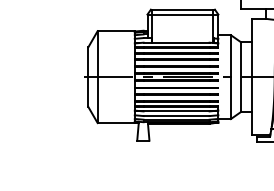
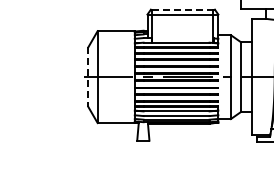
line: solid -> dashed (182, 9)
line: solid -> dashed (88, 77)
